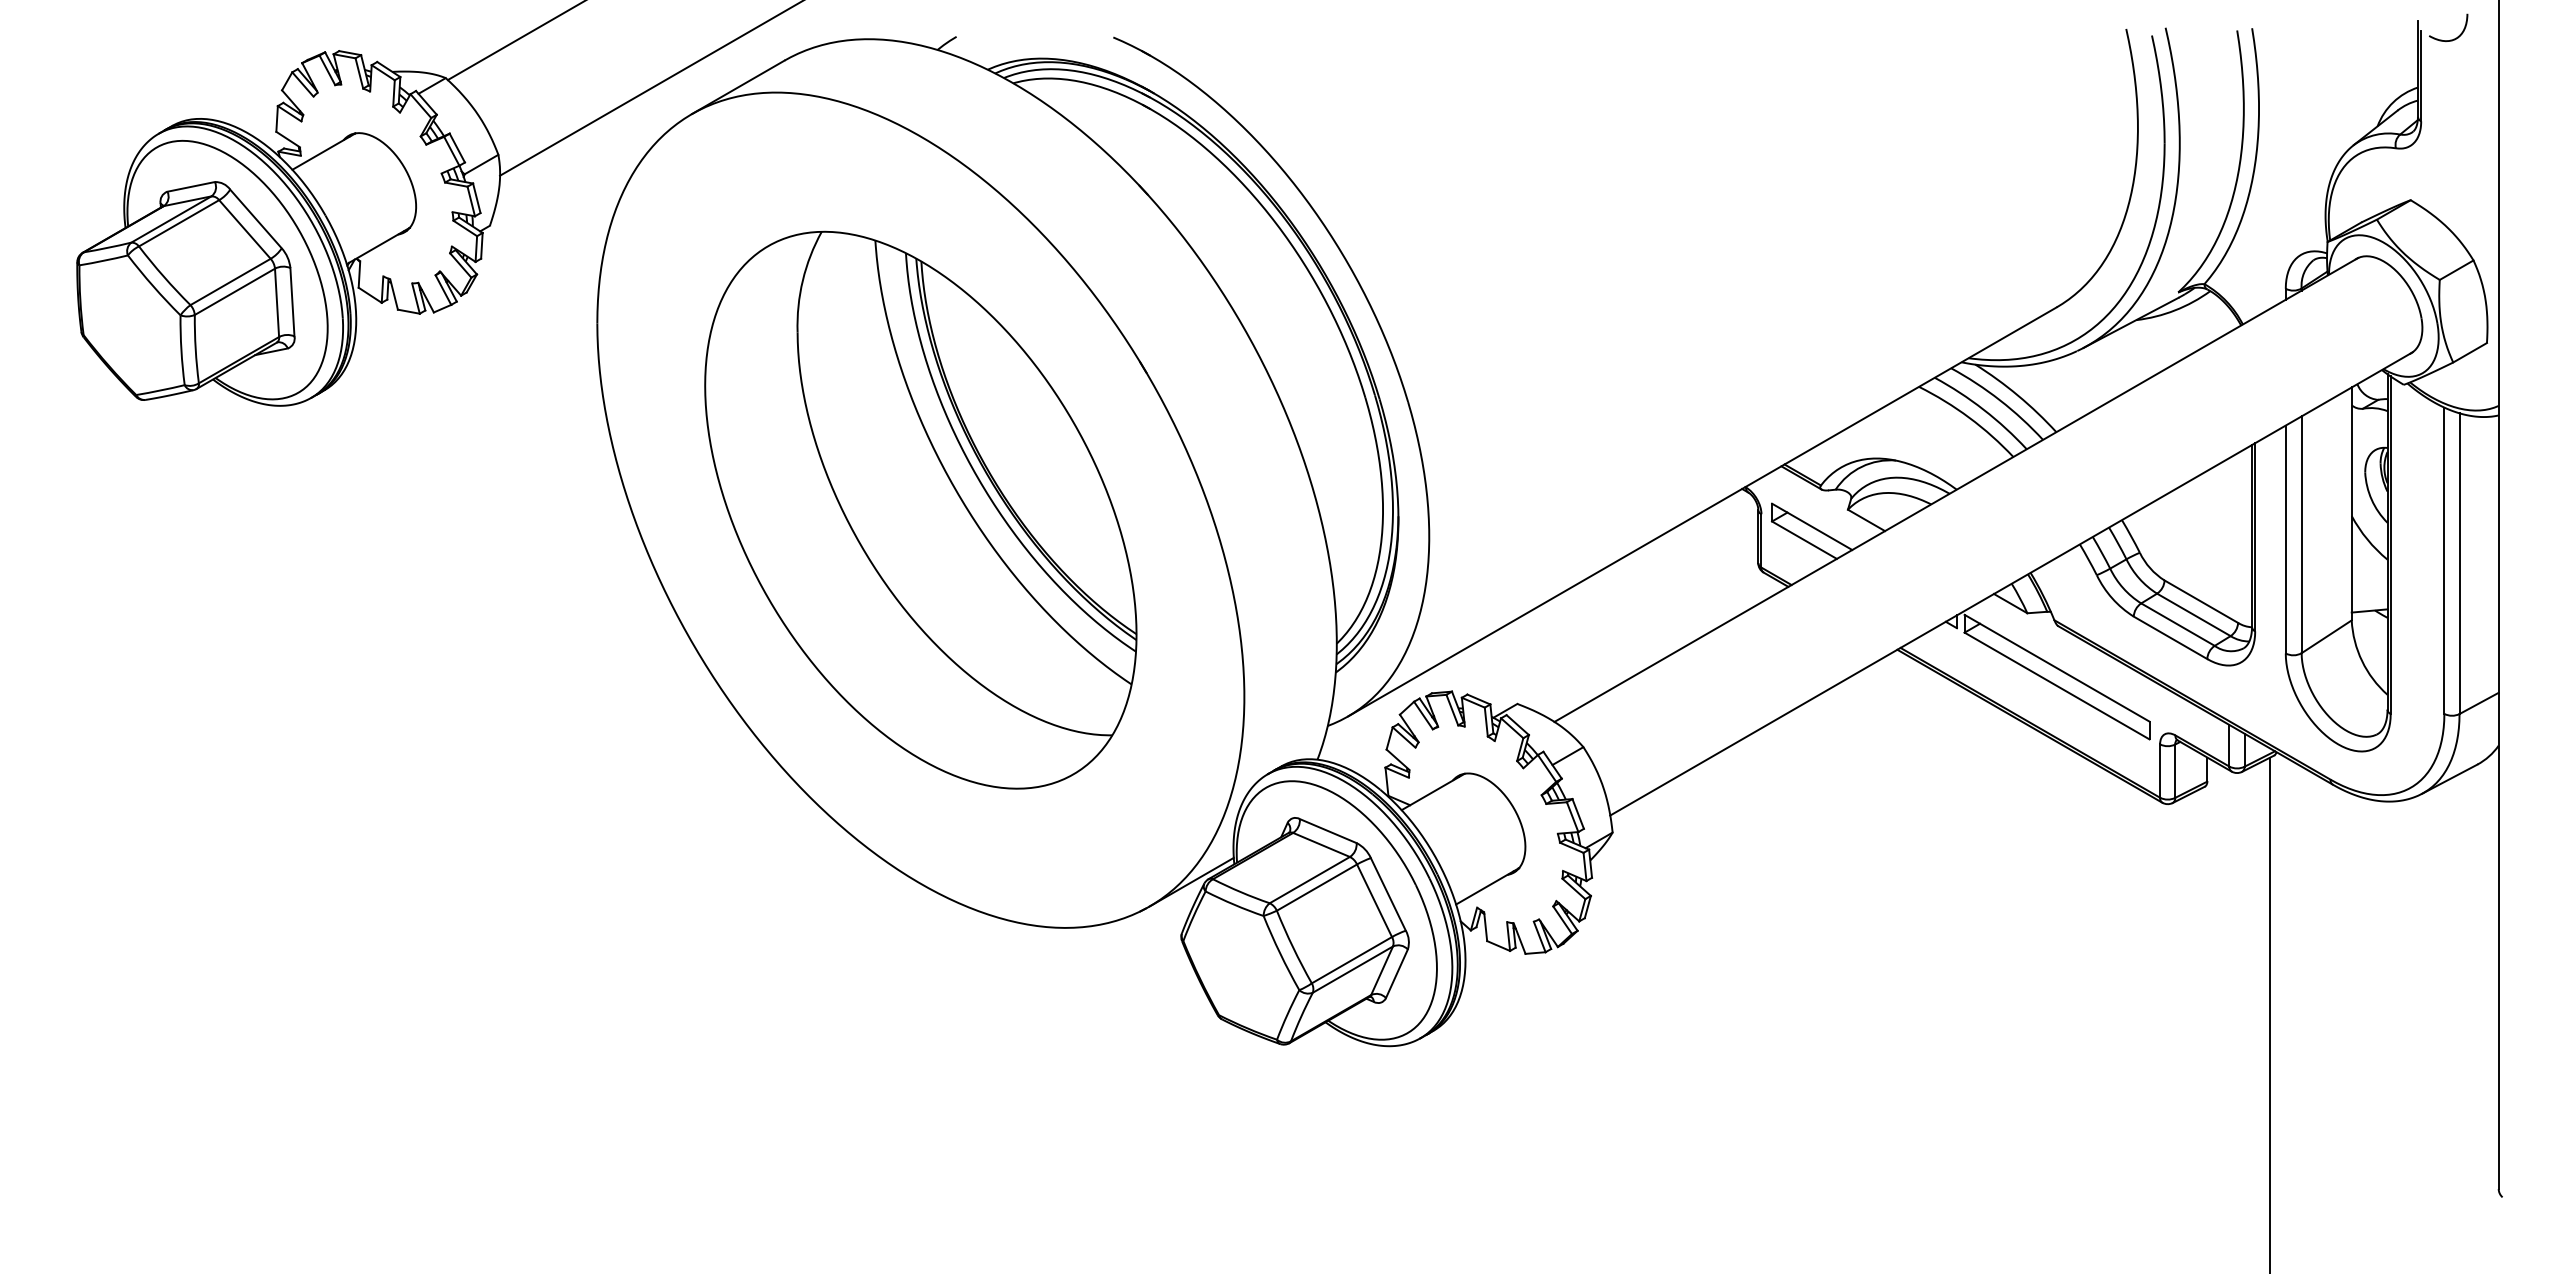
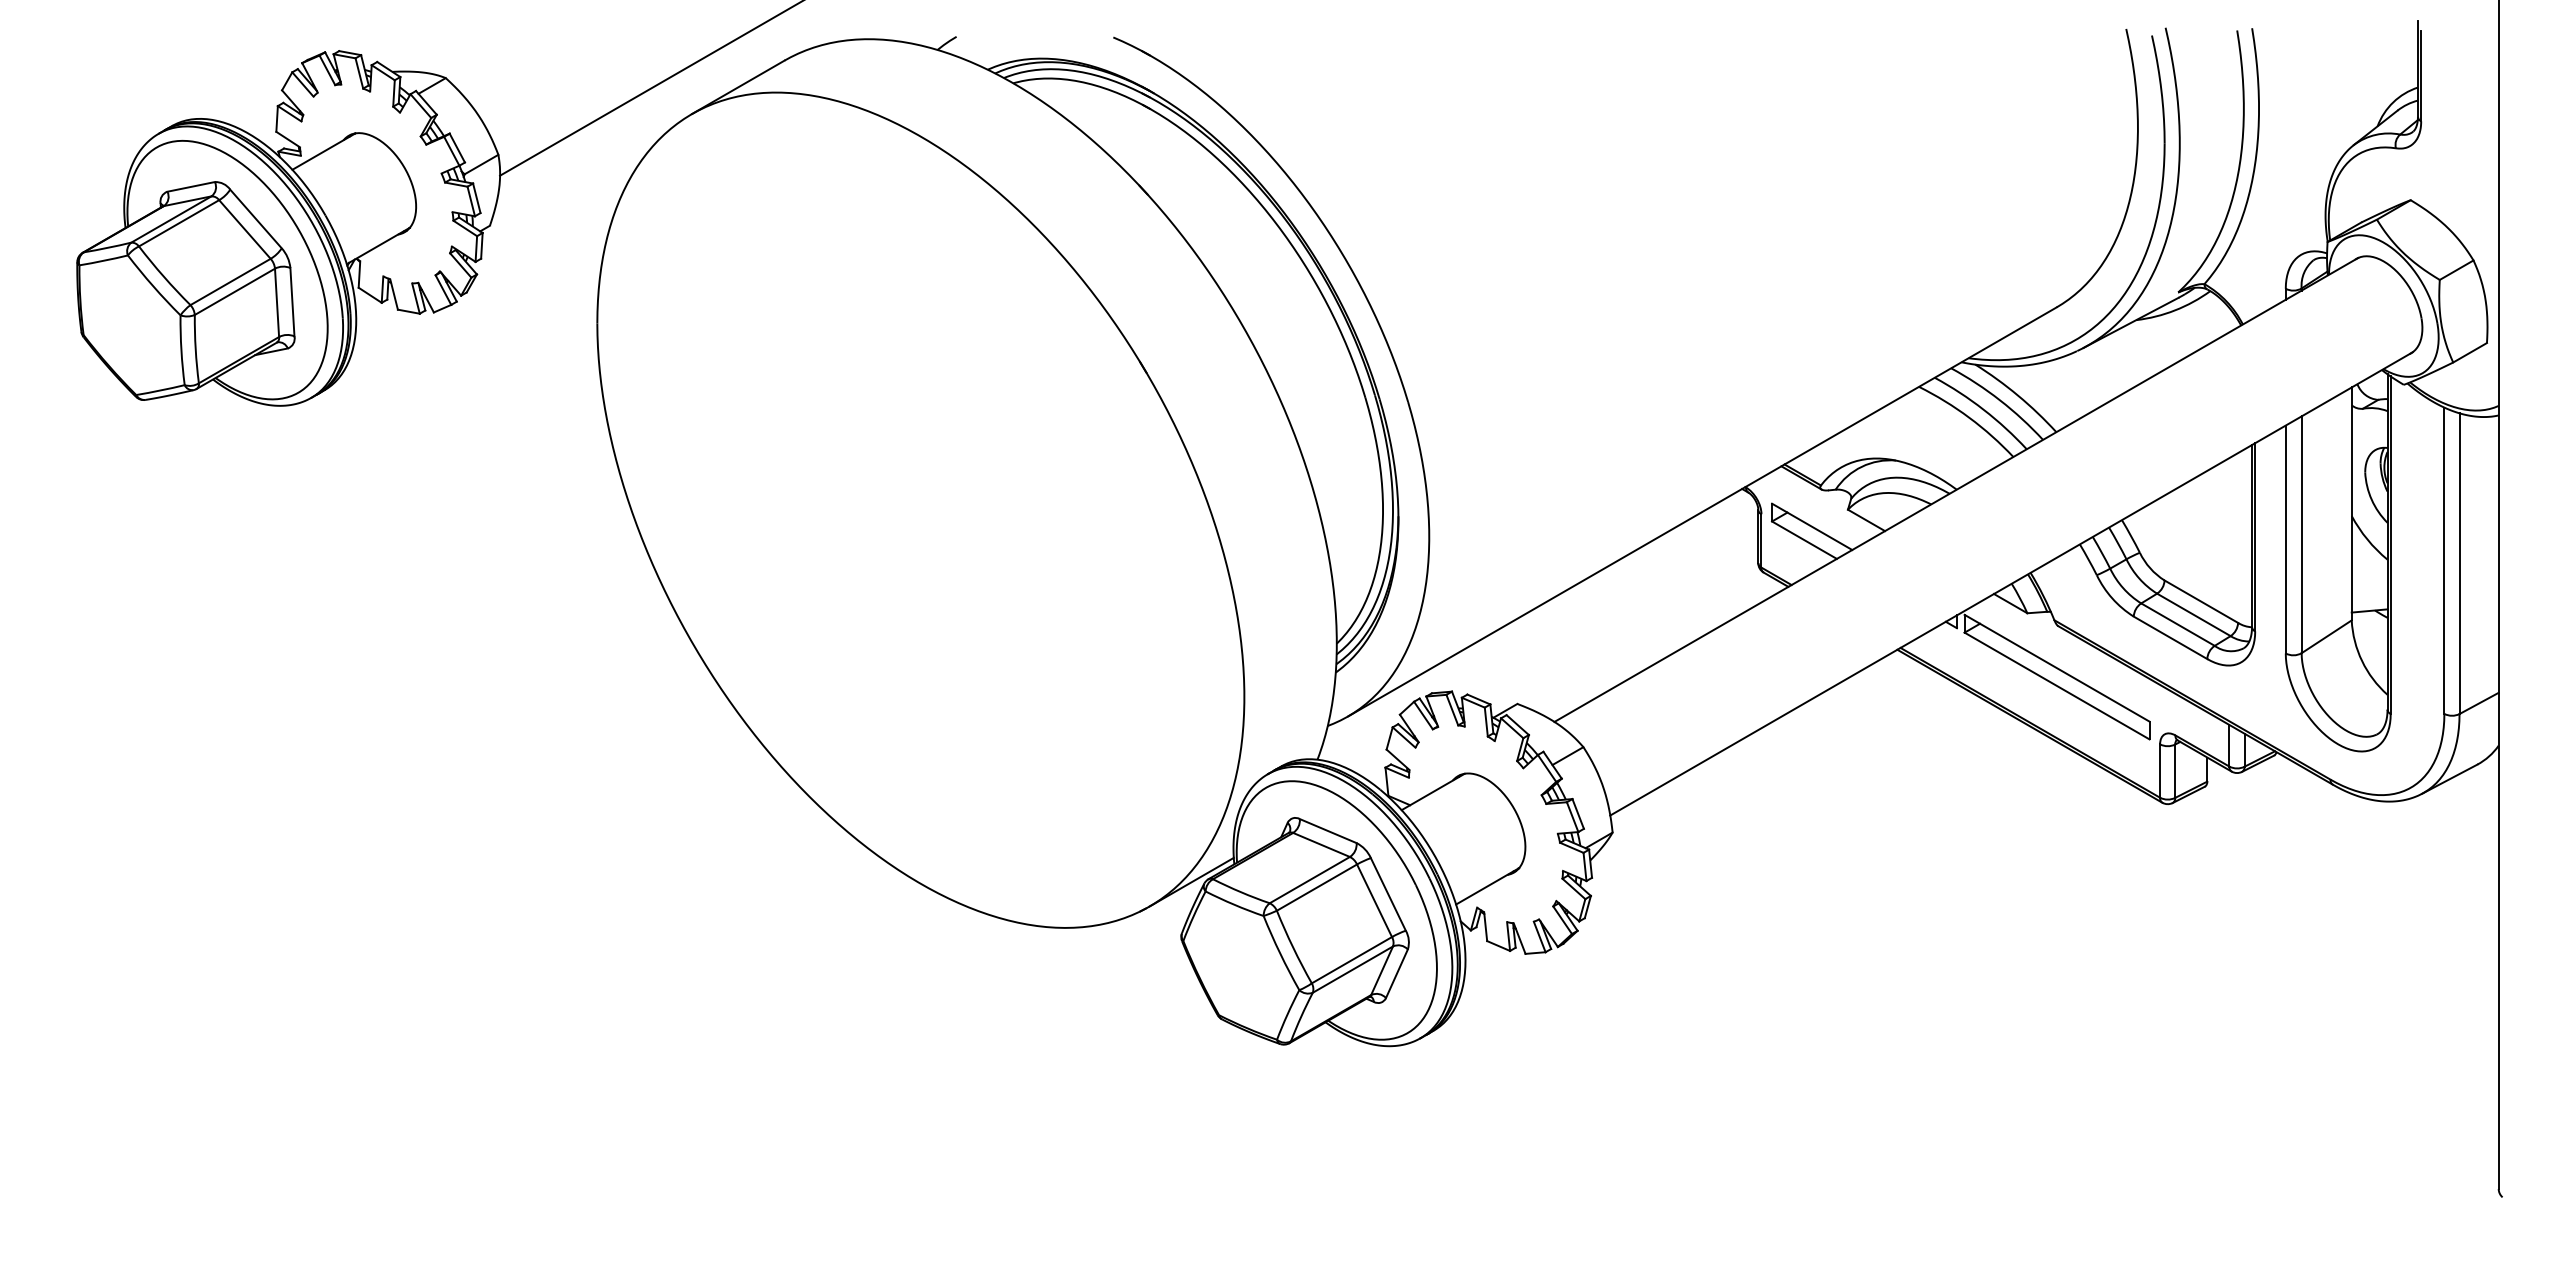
curve: present -> none (2453, 38)
line: present -> none (515, 41)
part: present -> none (920, 509)
line: present -> none (2269, 1013)
